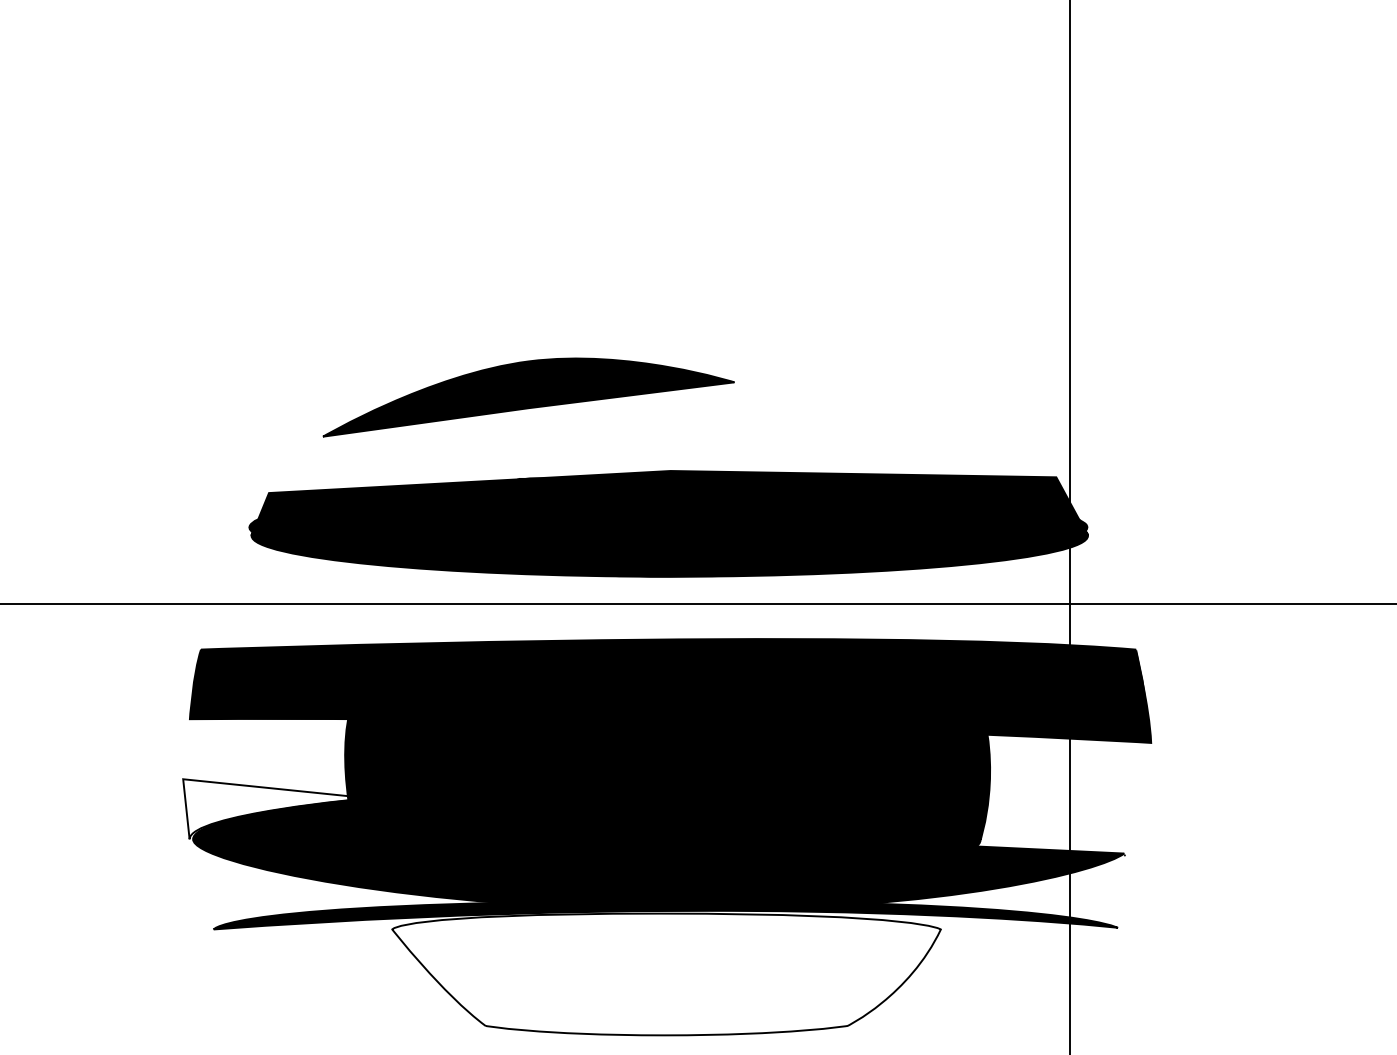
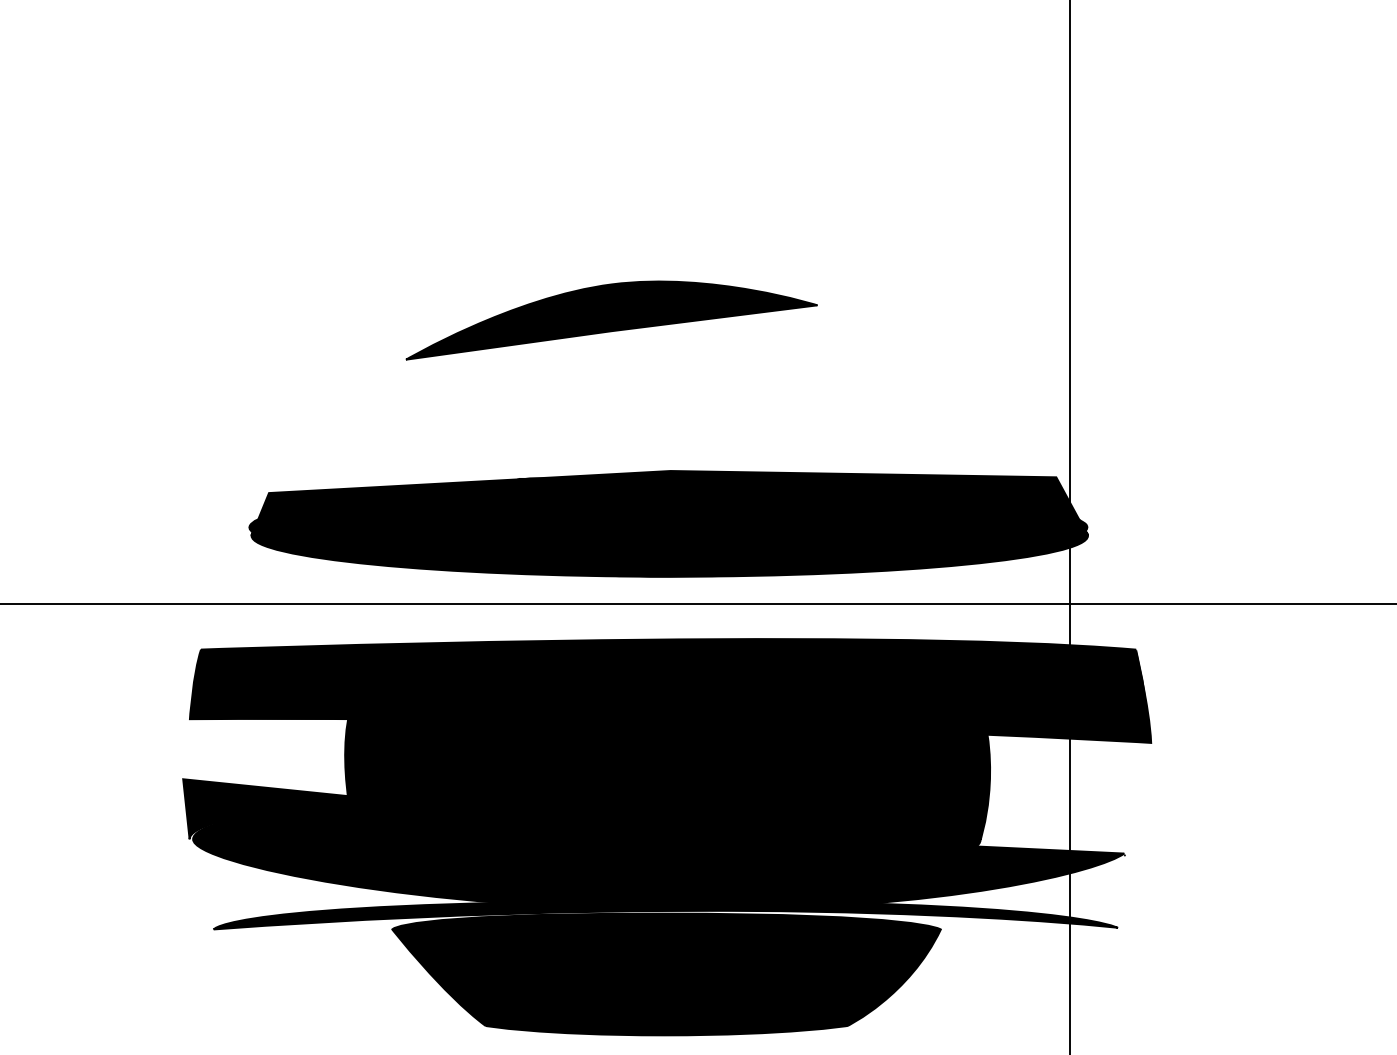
part position: (528, 397) -> (611, 320) (611, 320)
fill: none -> present (275, 809)
fill: none -> present (666, 974)
